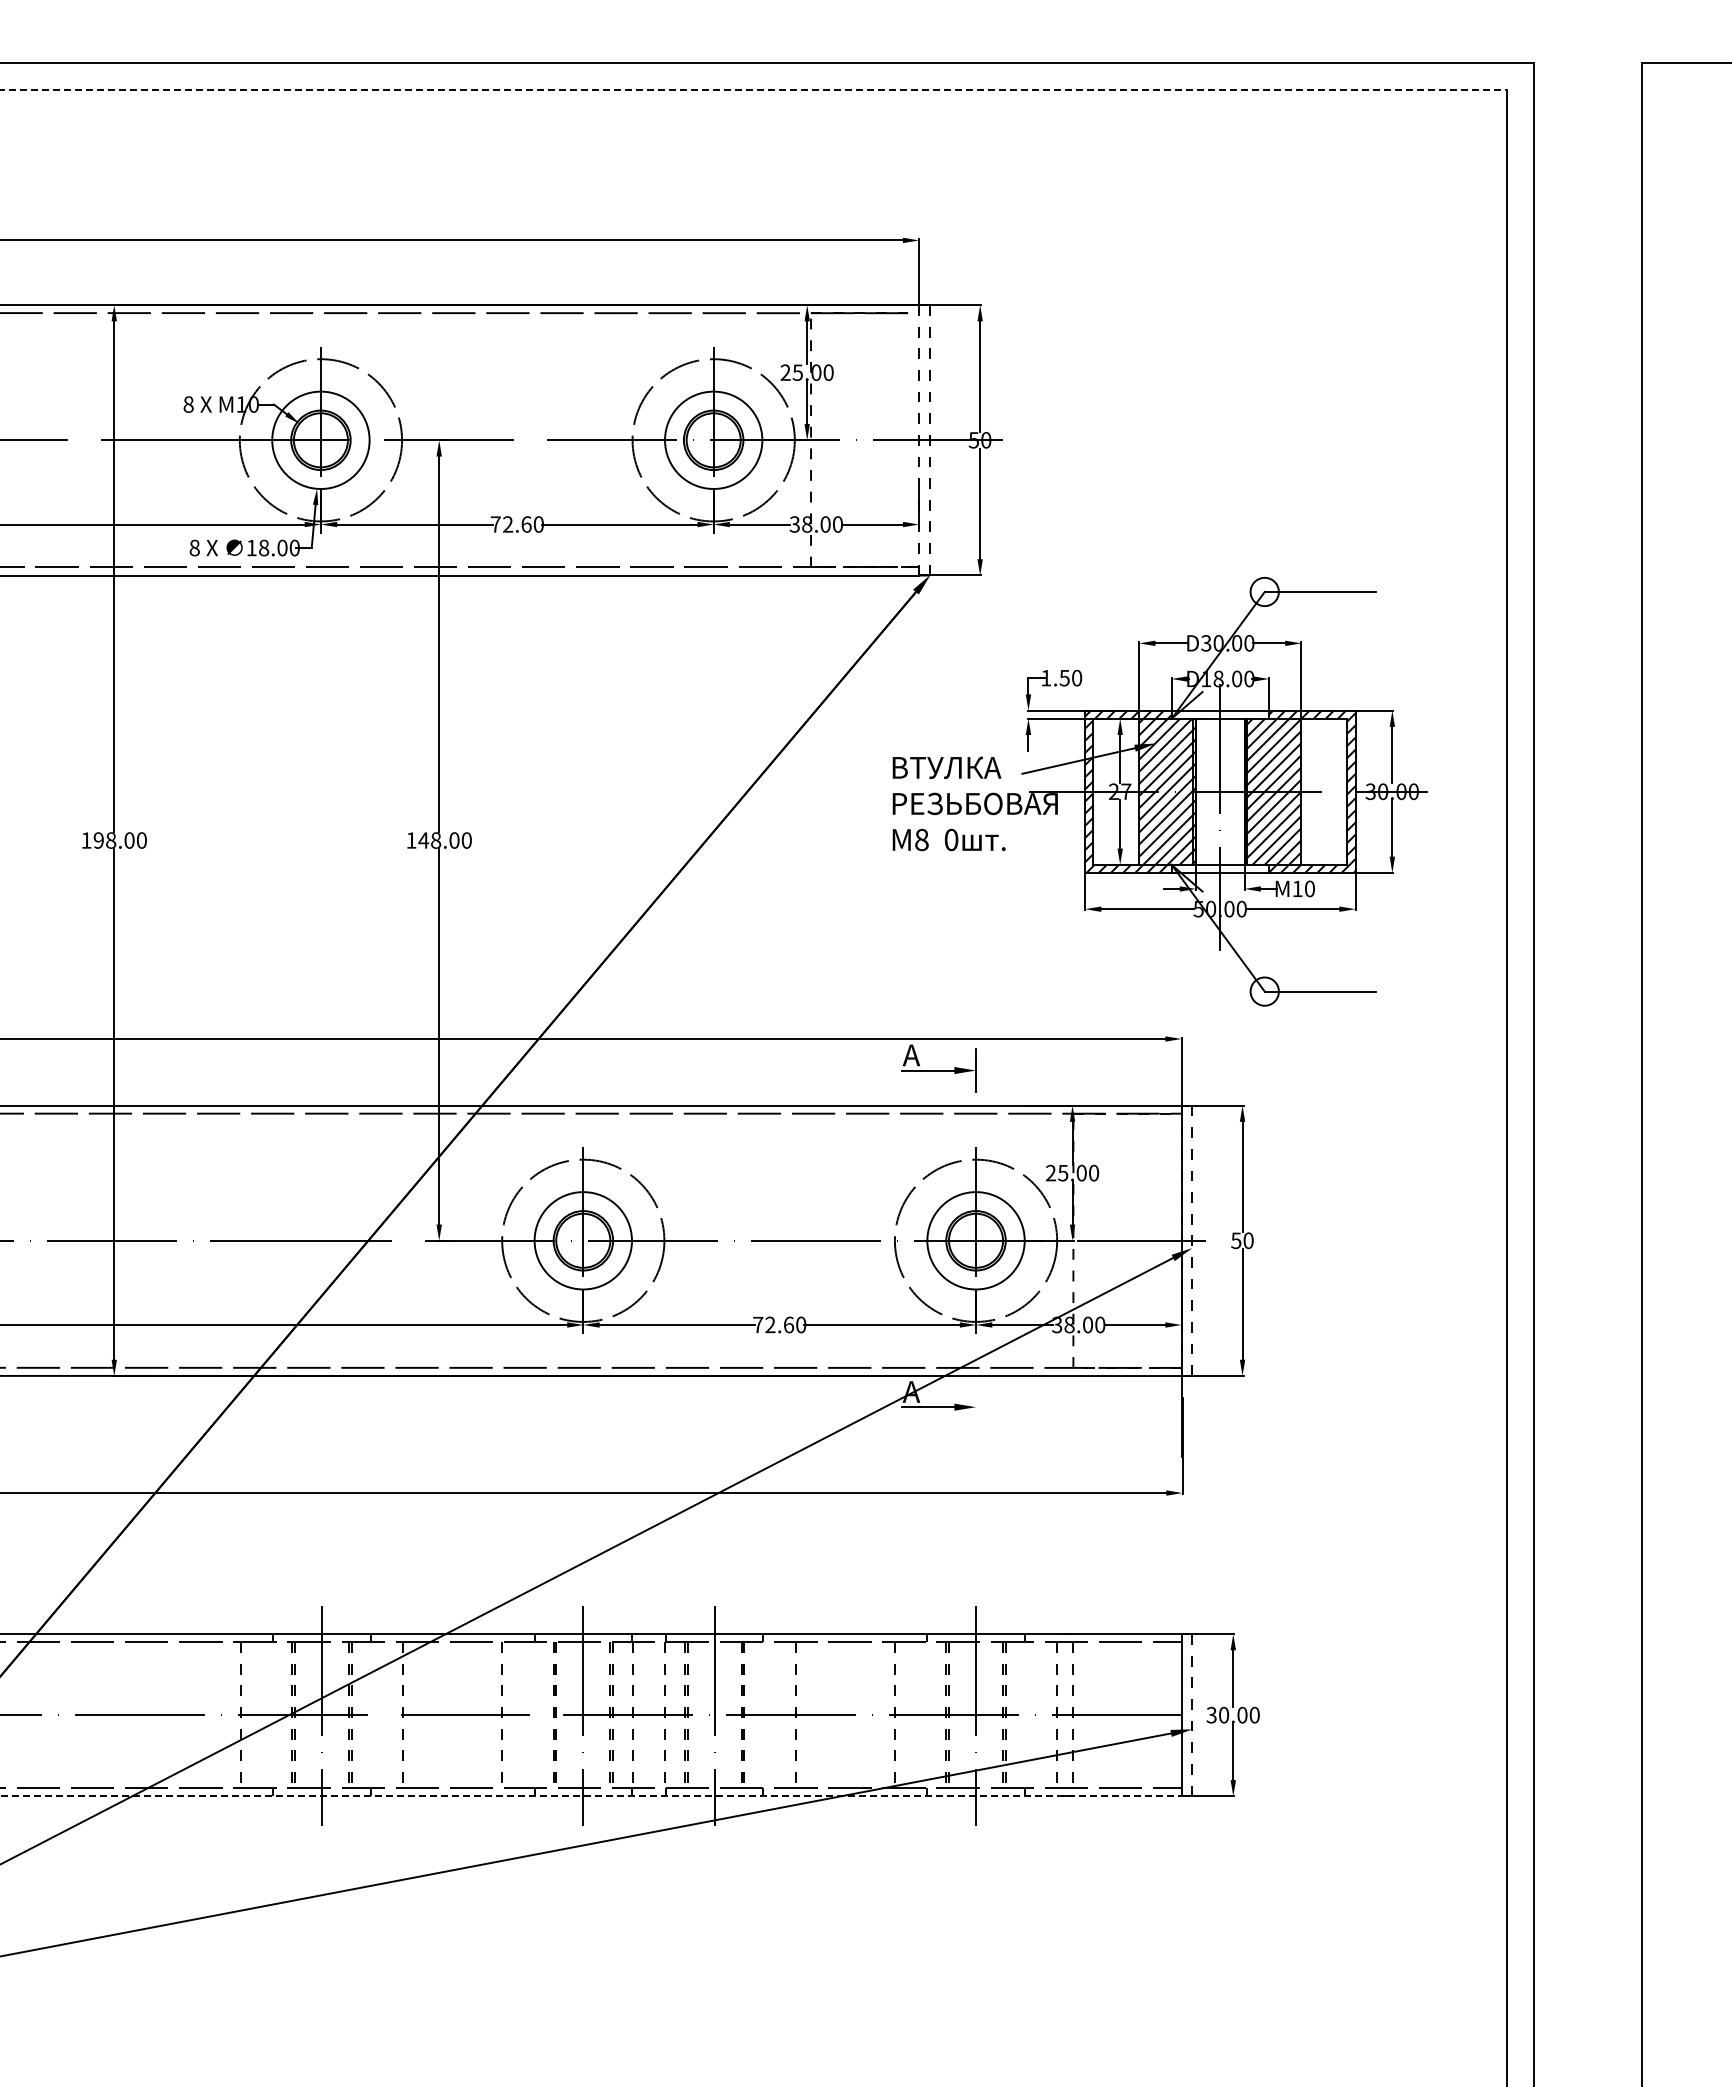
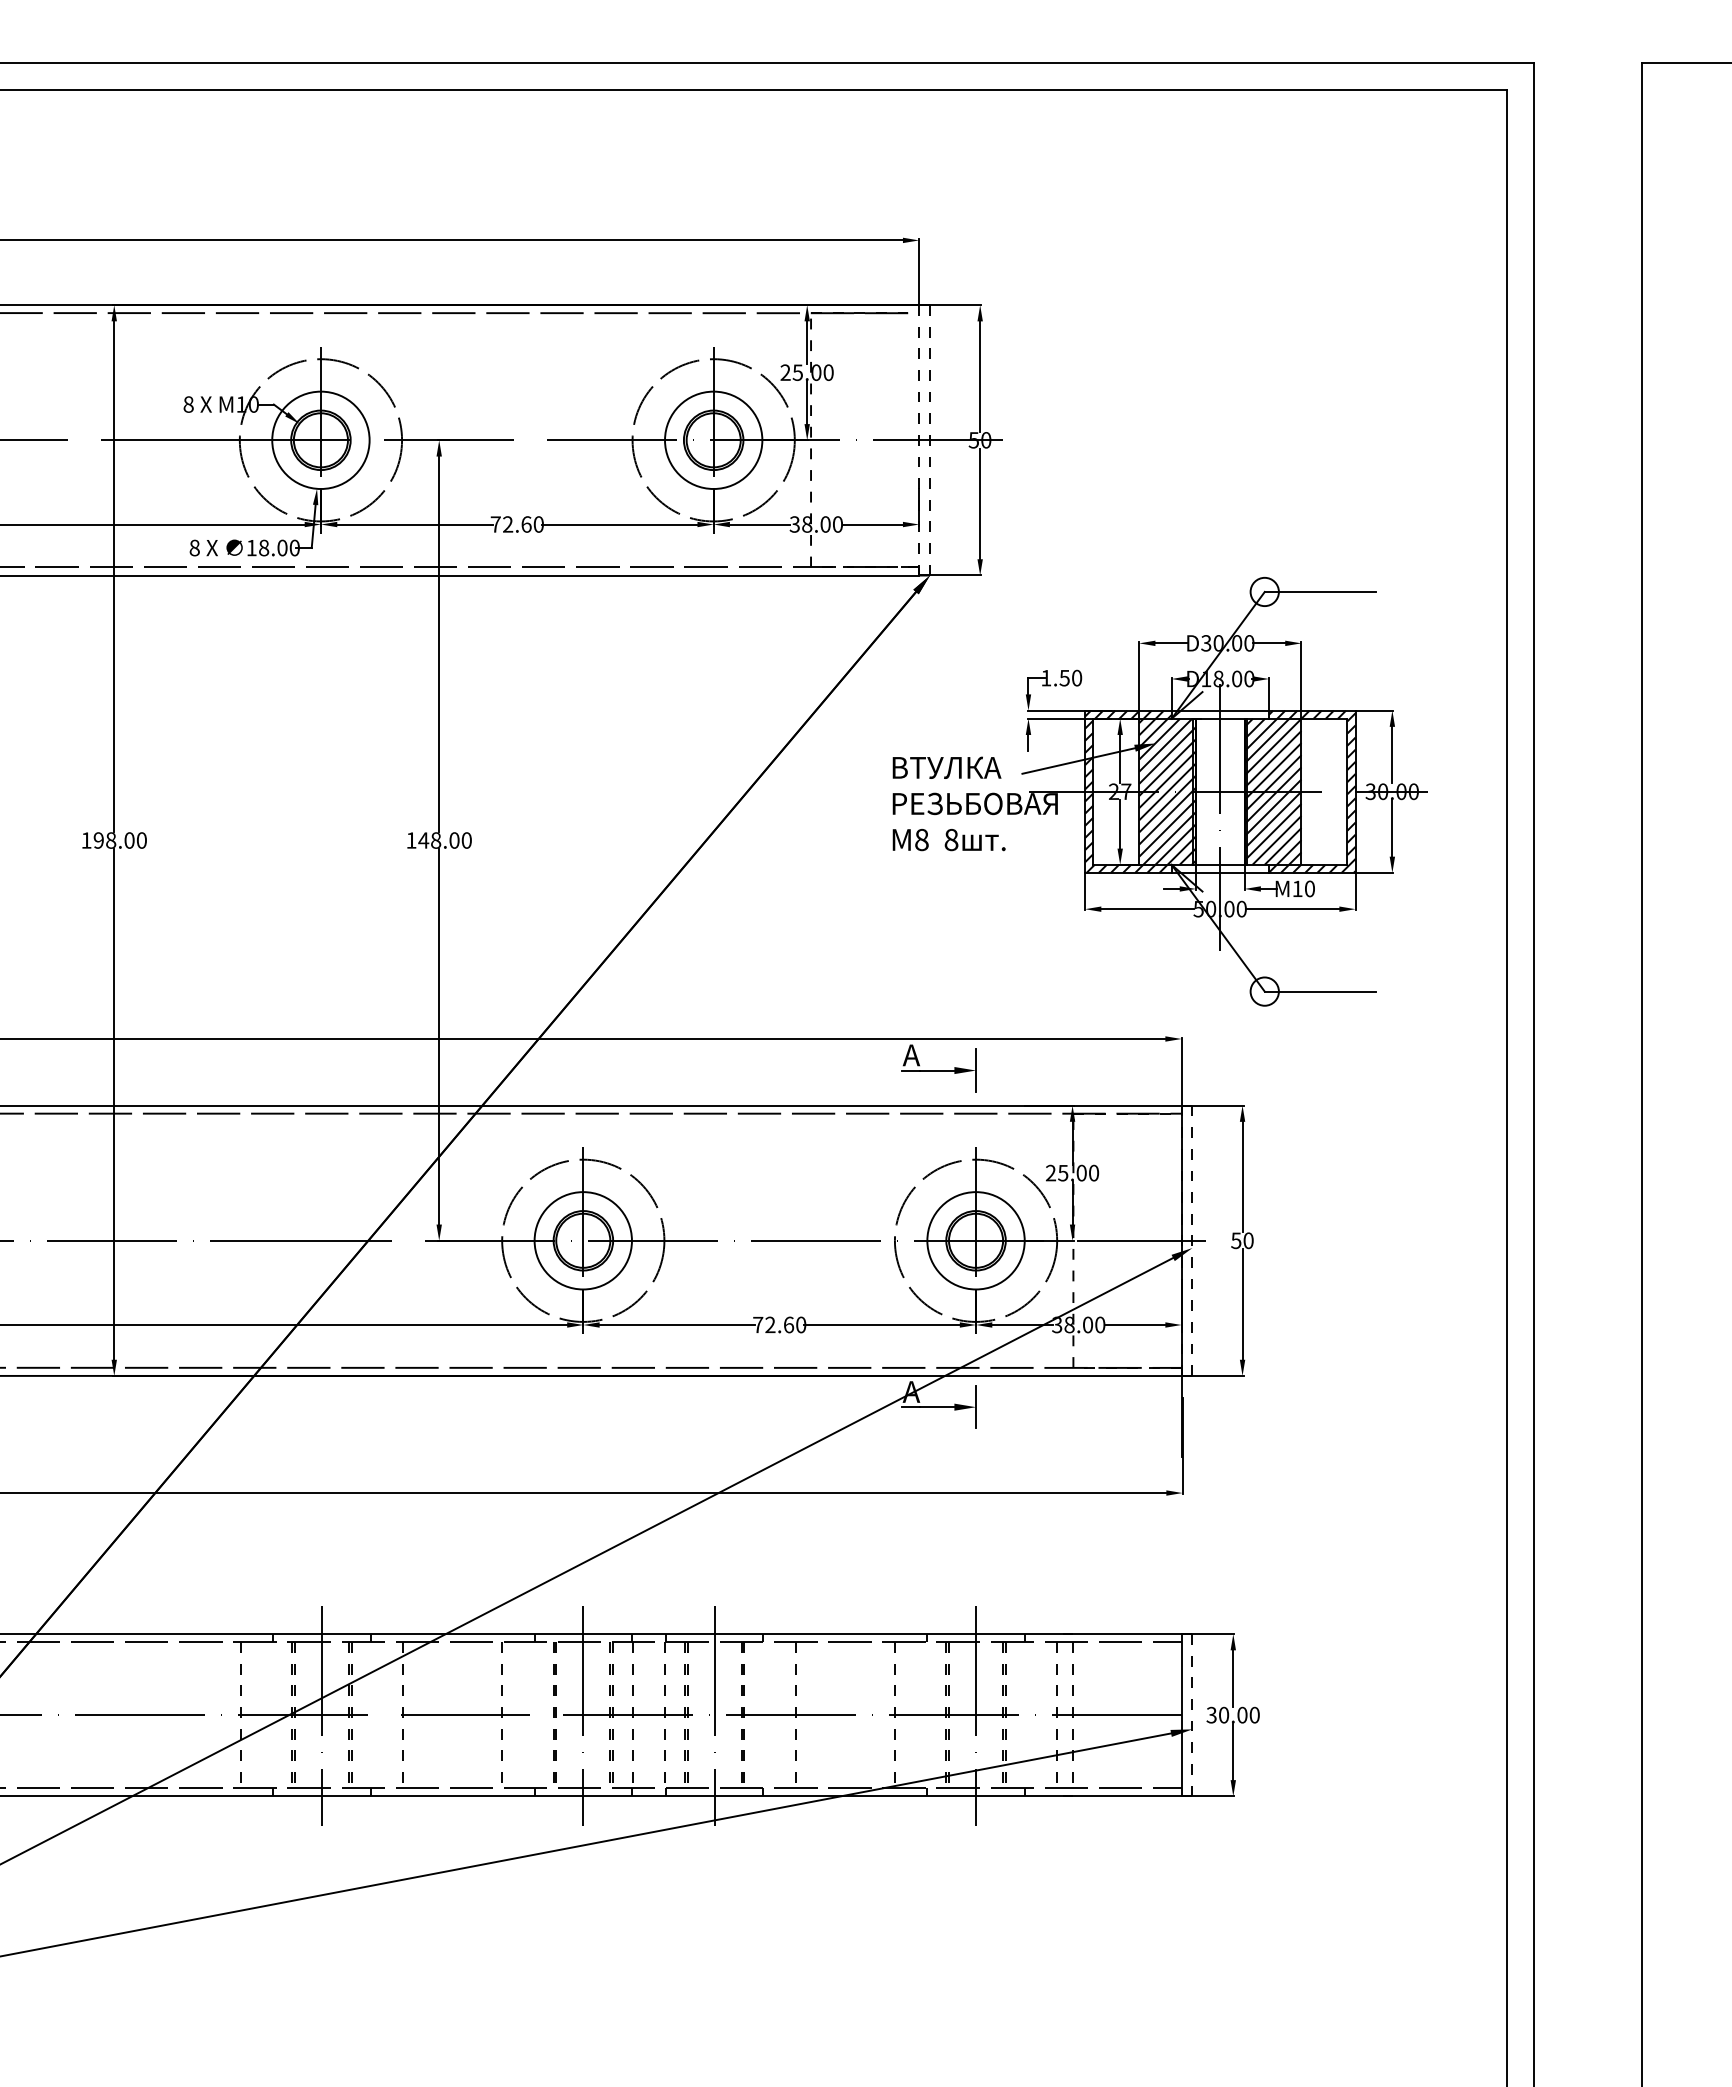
line: dashed -> solid (754, 89)
text: 0 -> 8 (951, 839)
line: none -> present (976, 1407)
line: dashed -> solid (591, 1796)
